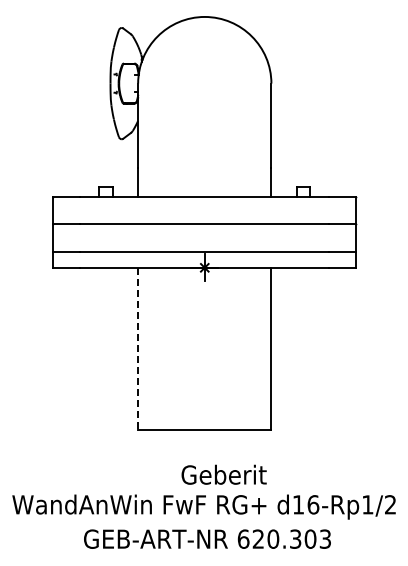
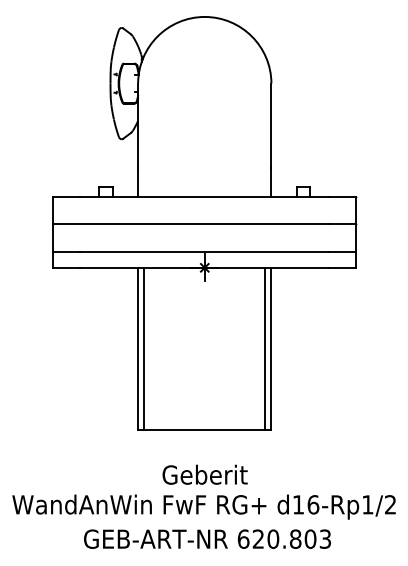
line: none -> present (144, 348)
line: none -> present (265, 348)
line: dashed -> solid (138, 349)
text position: (223, 474) -> (204, 474) (204, 474)
text: 620.303 -> 620.803 (295, 538)
